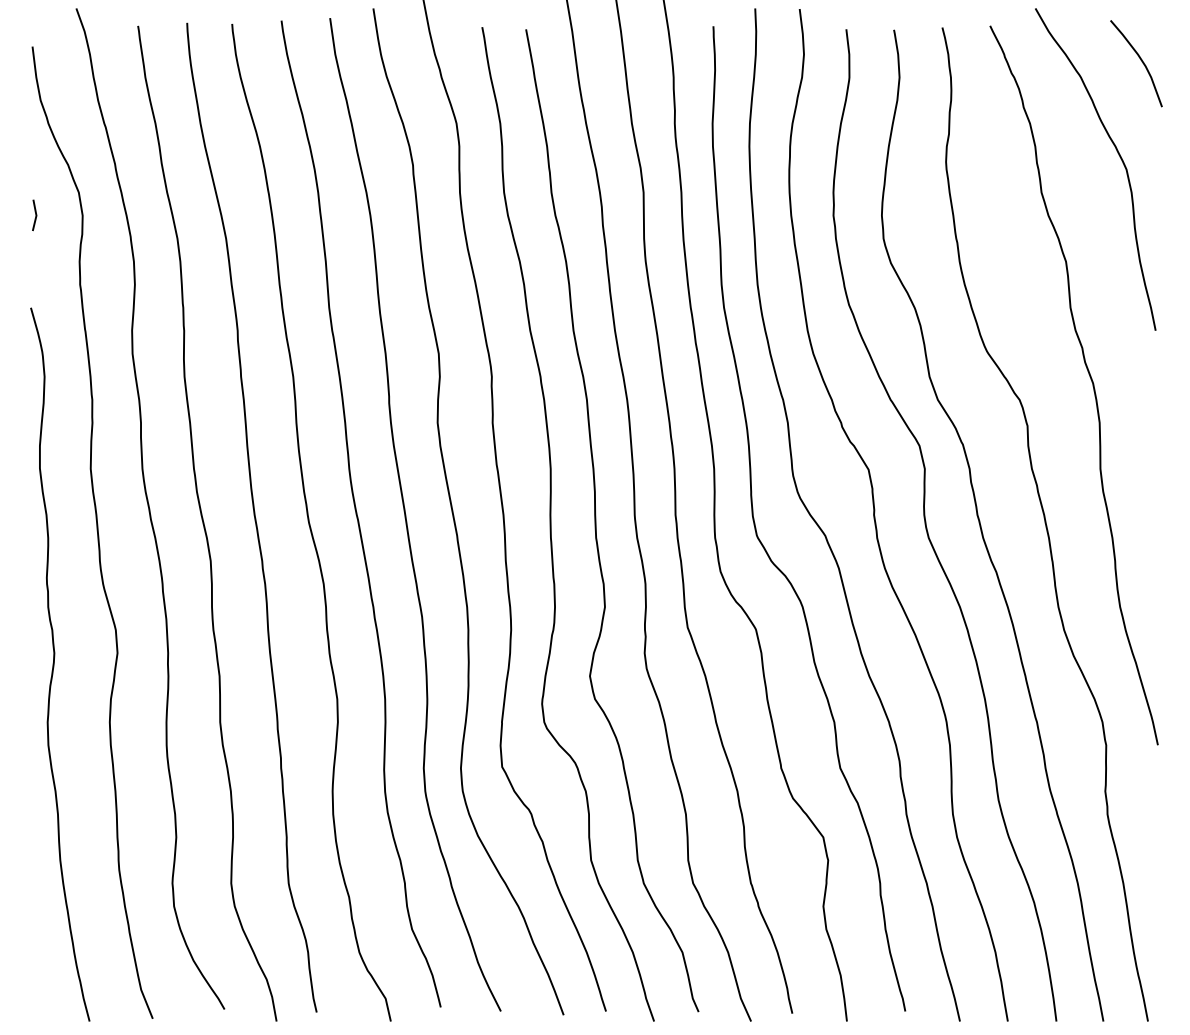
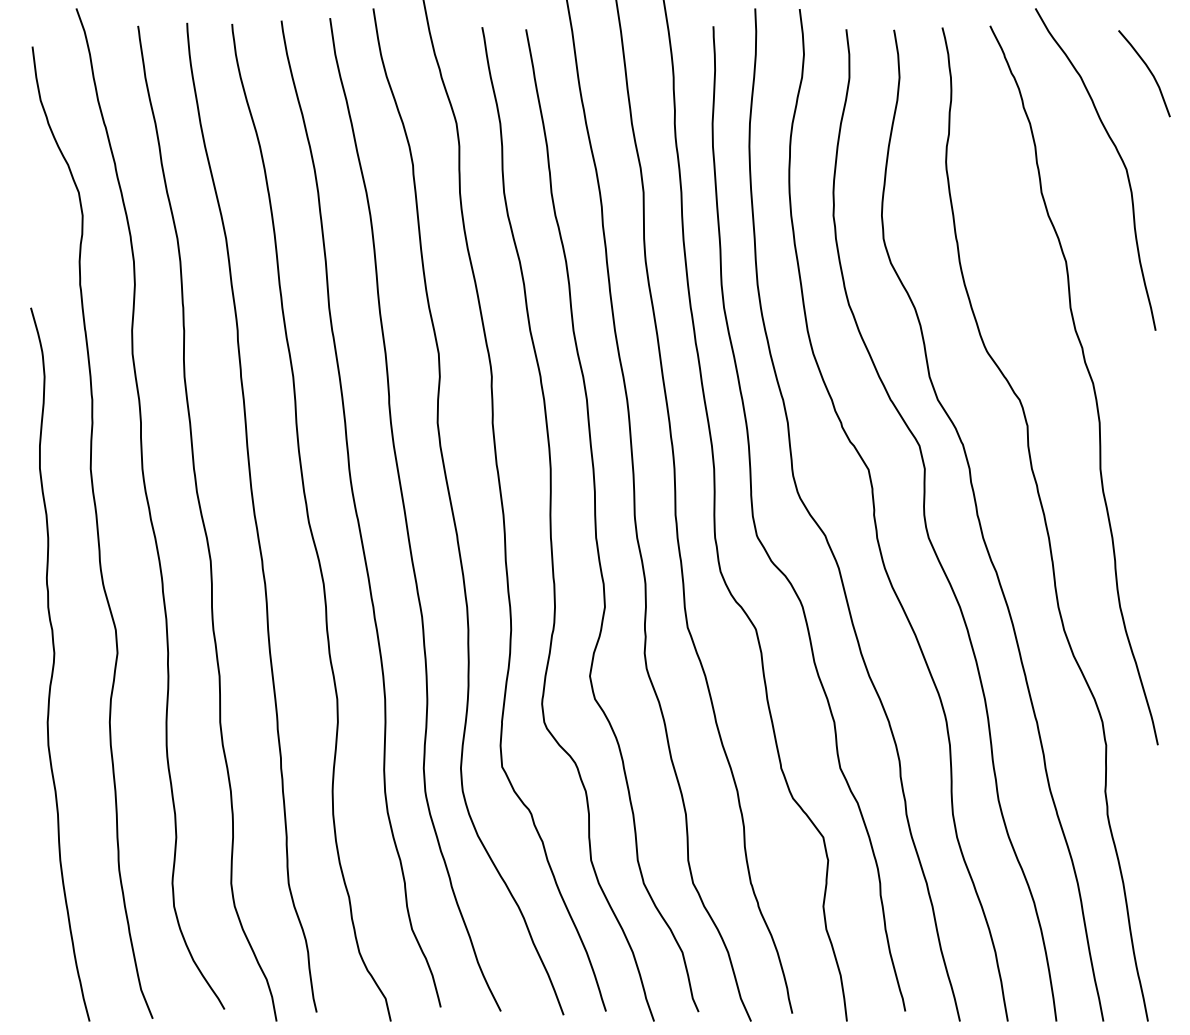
curve position: (1140, 60) -> (1148, 70) (1148, 70)
line: present -> none (35, 215)
